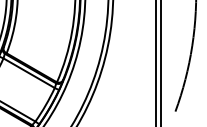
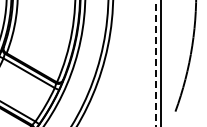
line: solid -> dashed (155, 62)
